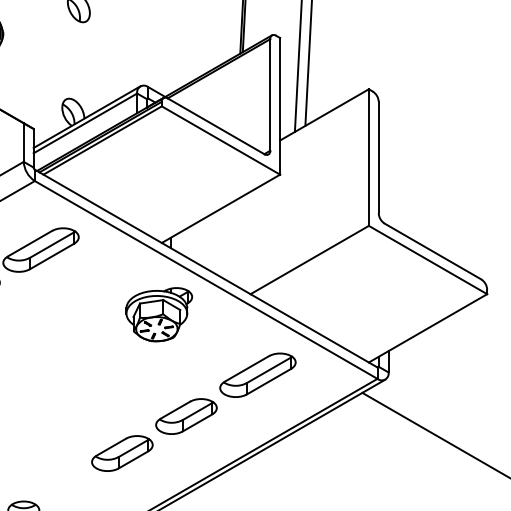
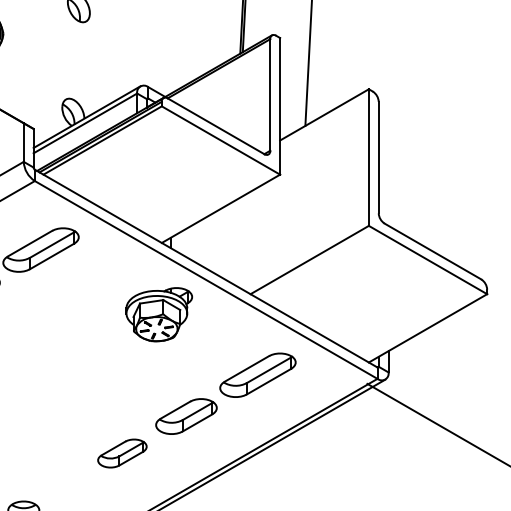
line: present -> none (297, 66)
line position: (434, 434) -> (437, 423) (437, 423)
part size: 63x37 px -> 51x31 px (122, 453)
